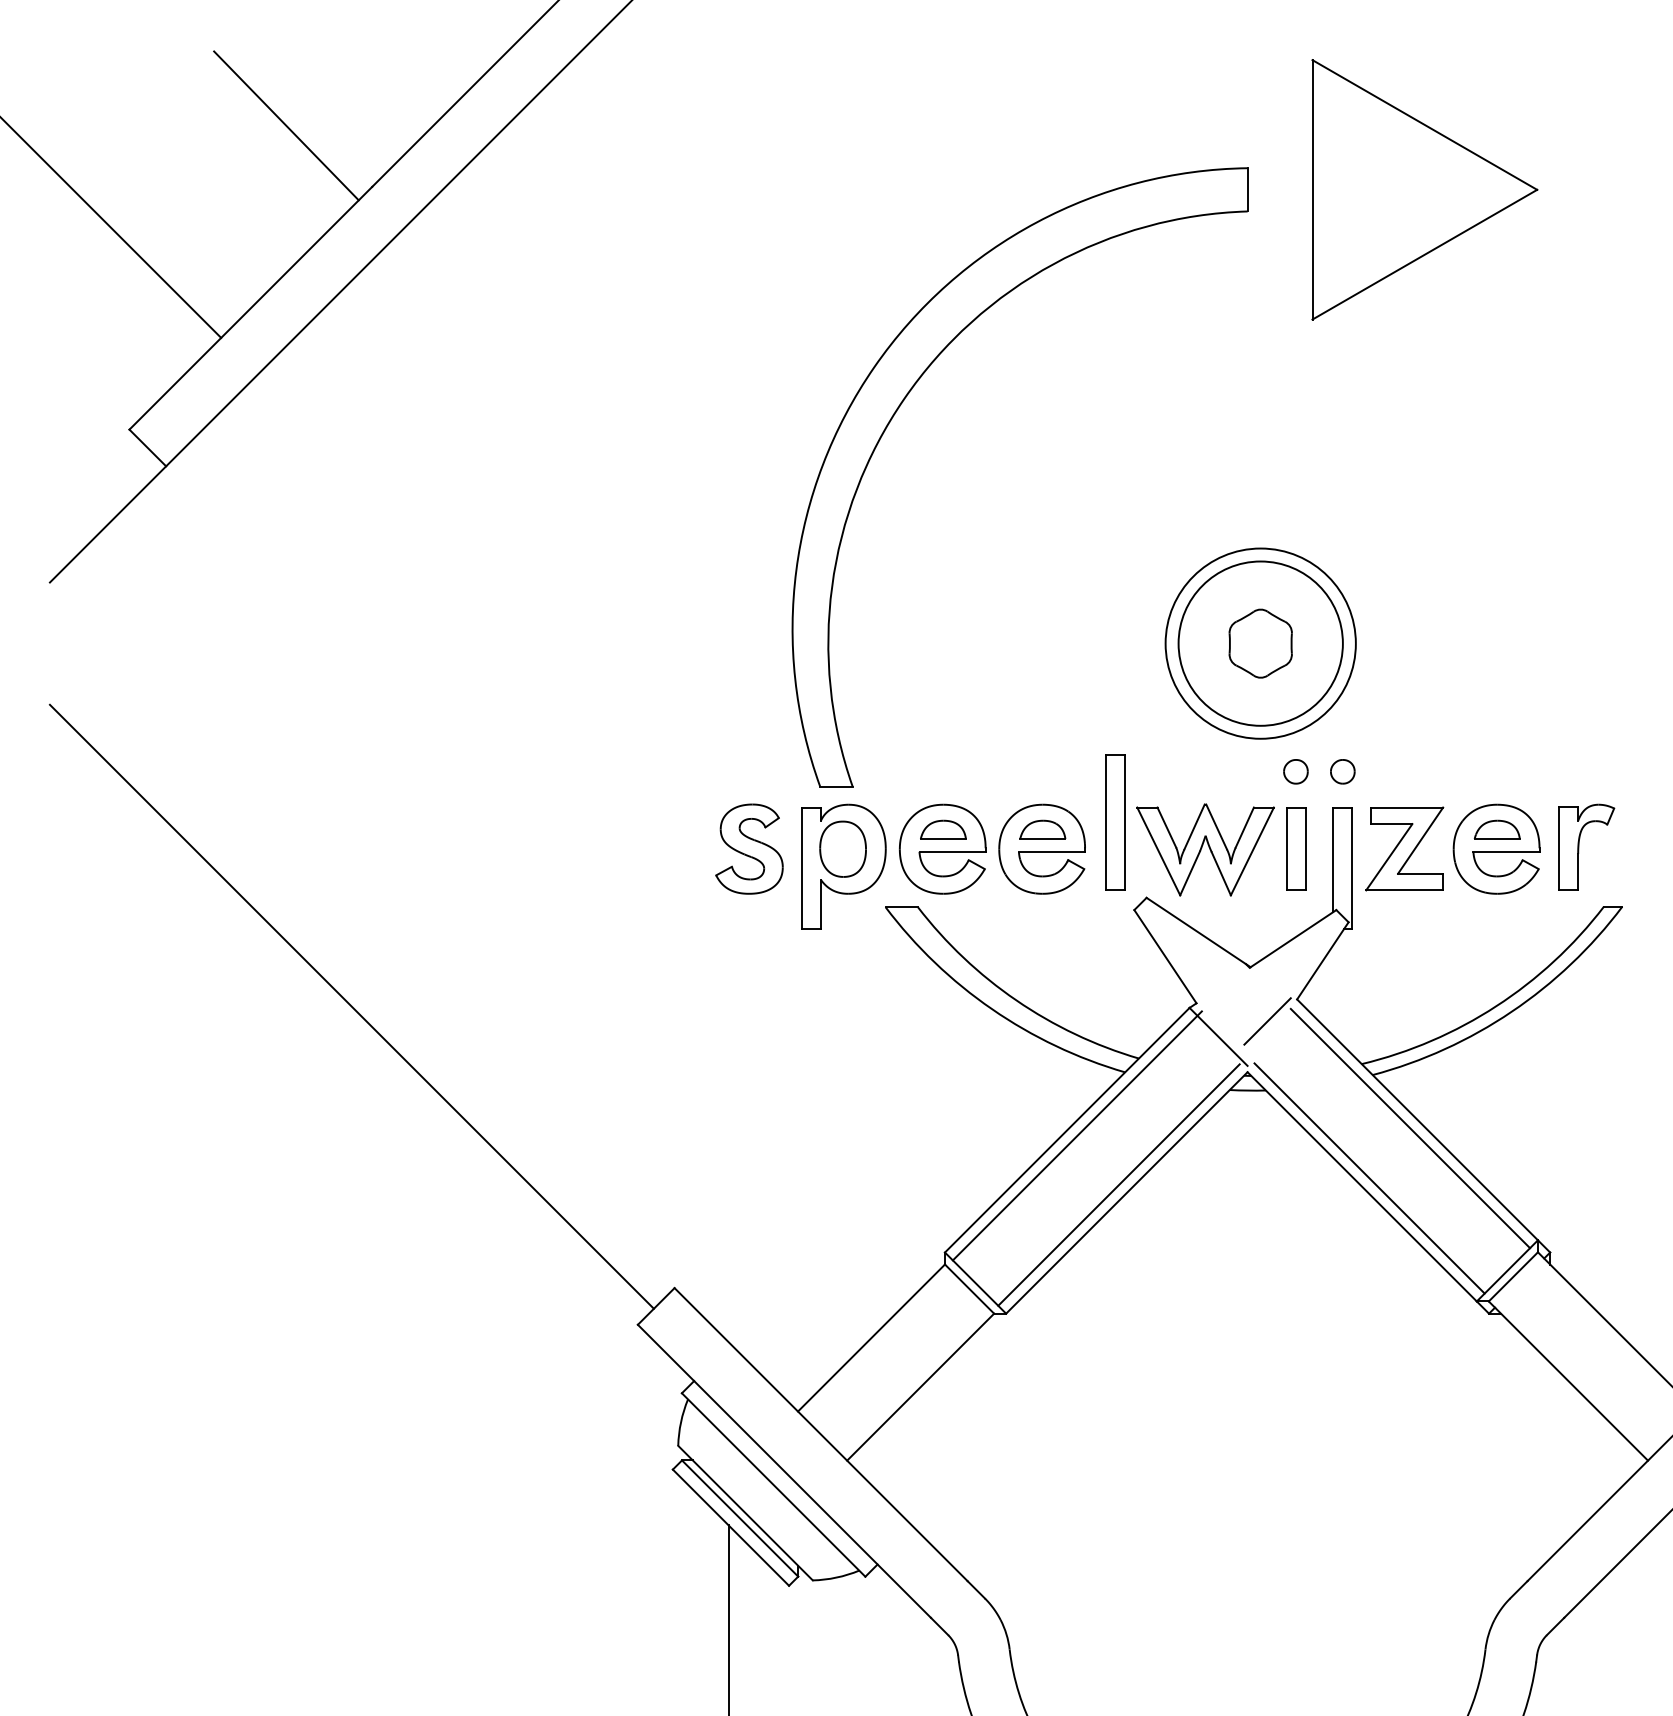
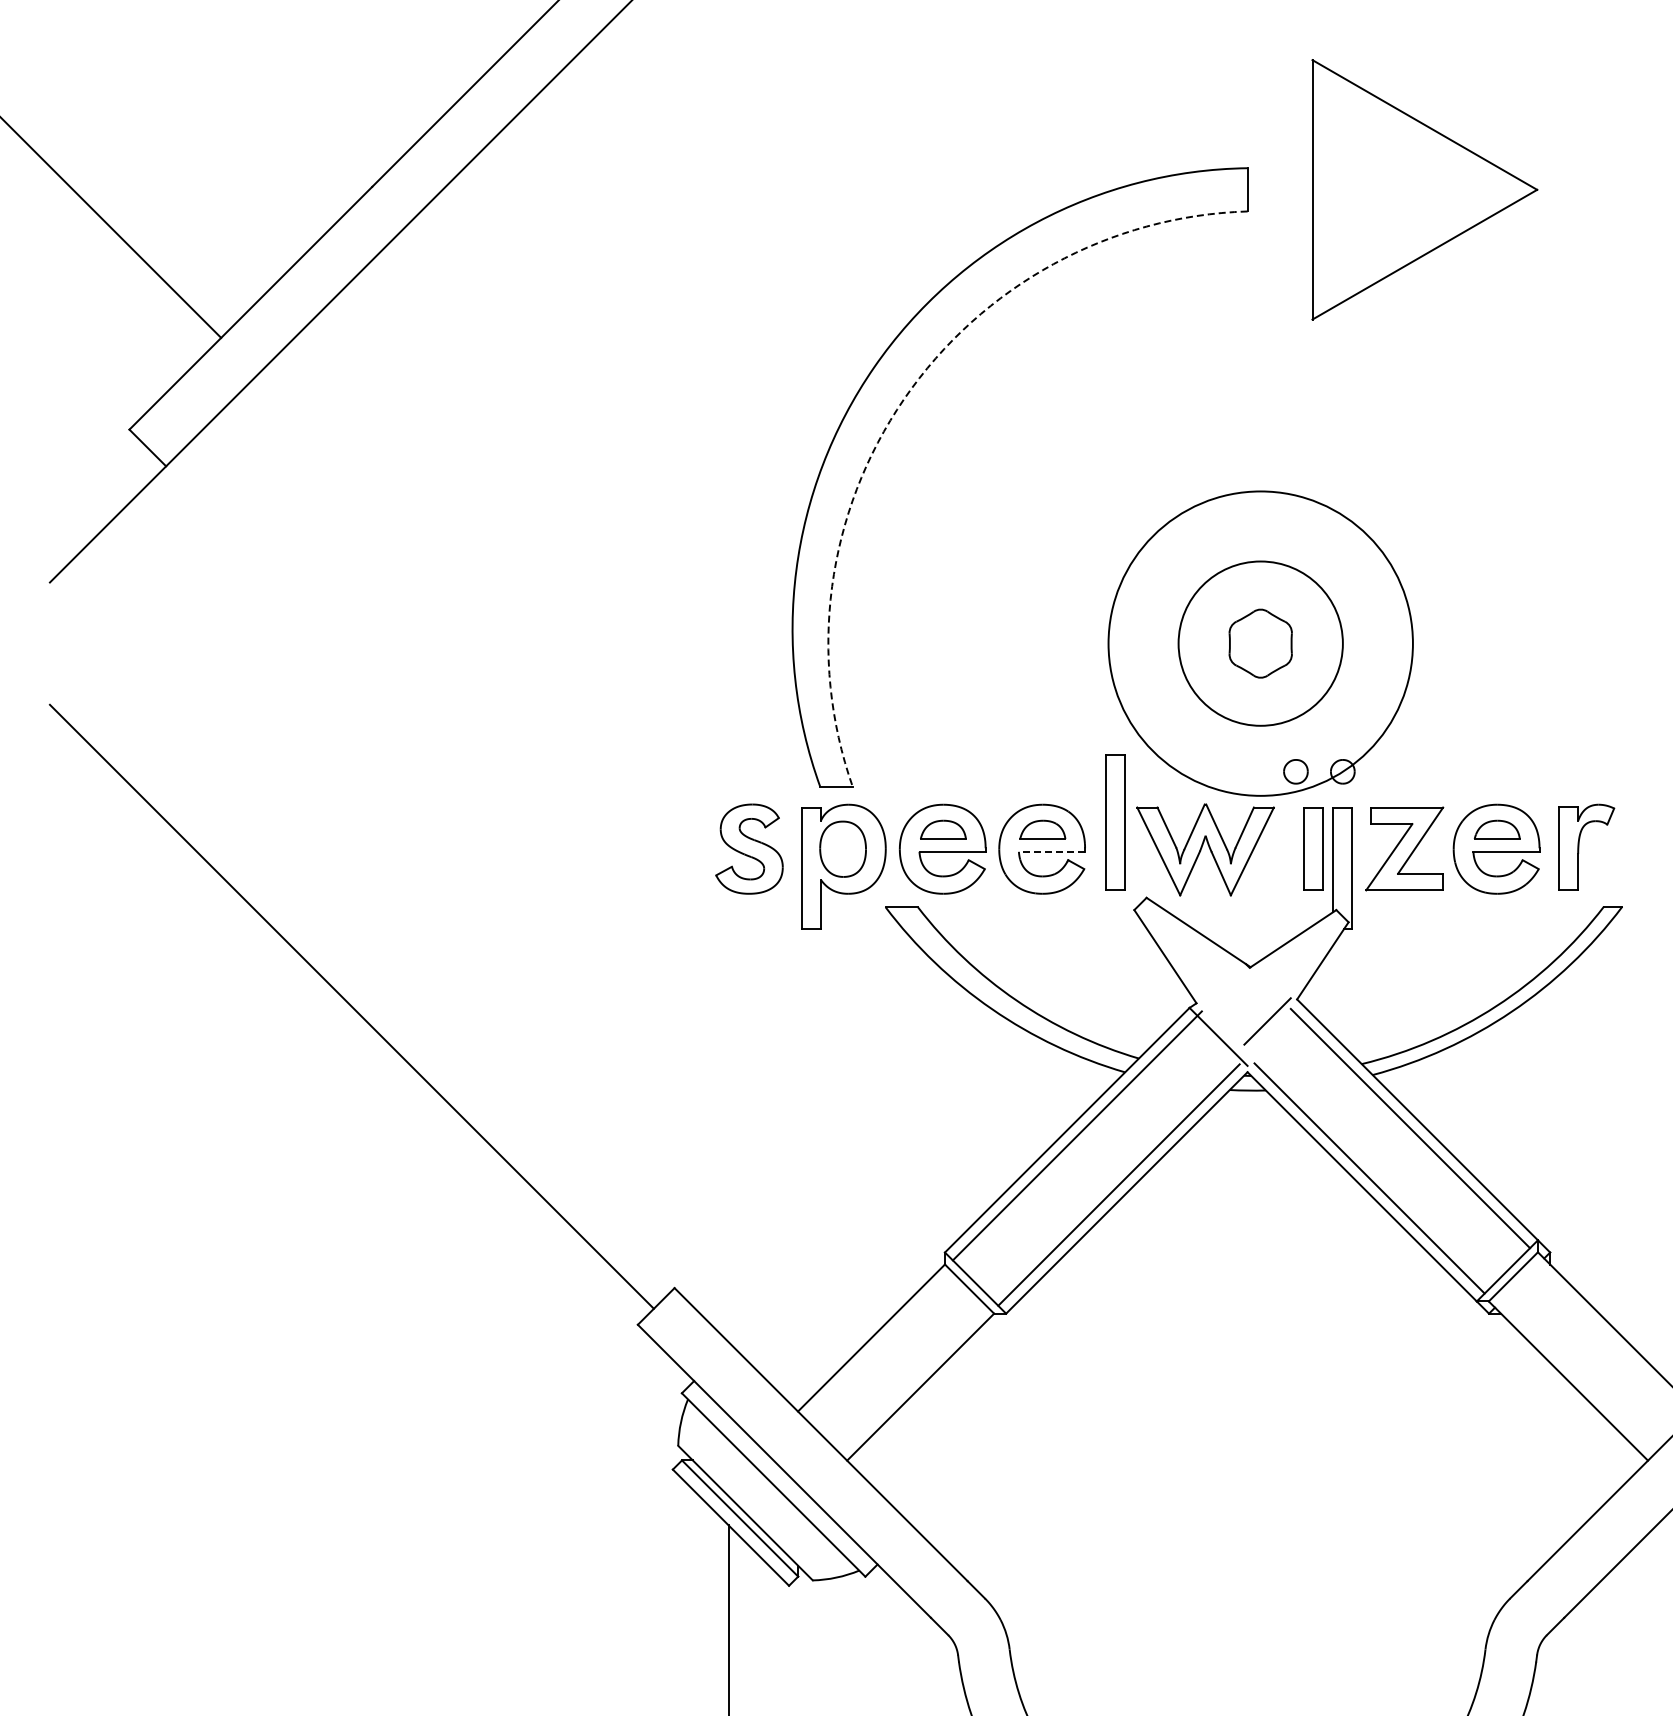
line: present -> none (286, 125)
arc: solid -> dashed (904, 398)
circle diameter: 190 px -> 304 px (1260, 643)
part position: (1296, 848) -> (1313, 848) (1313, 848)
line: solid -> dashed (1051, 851)
